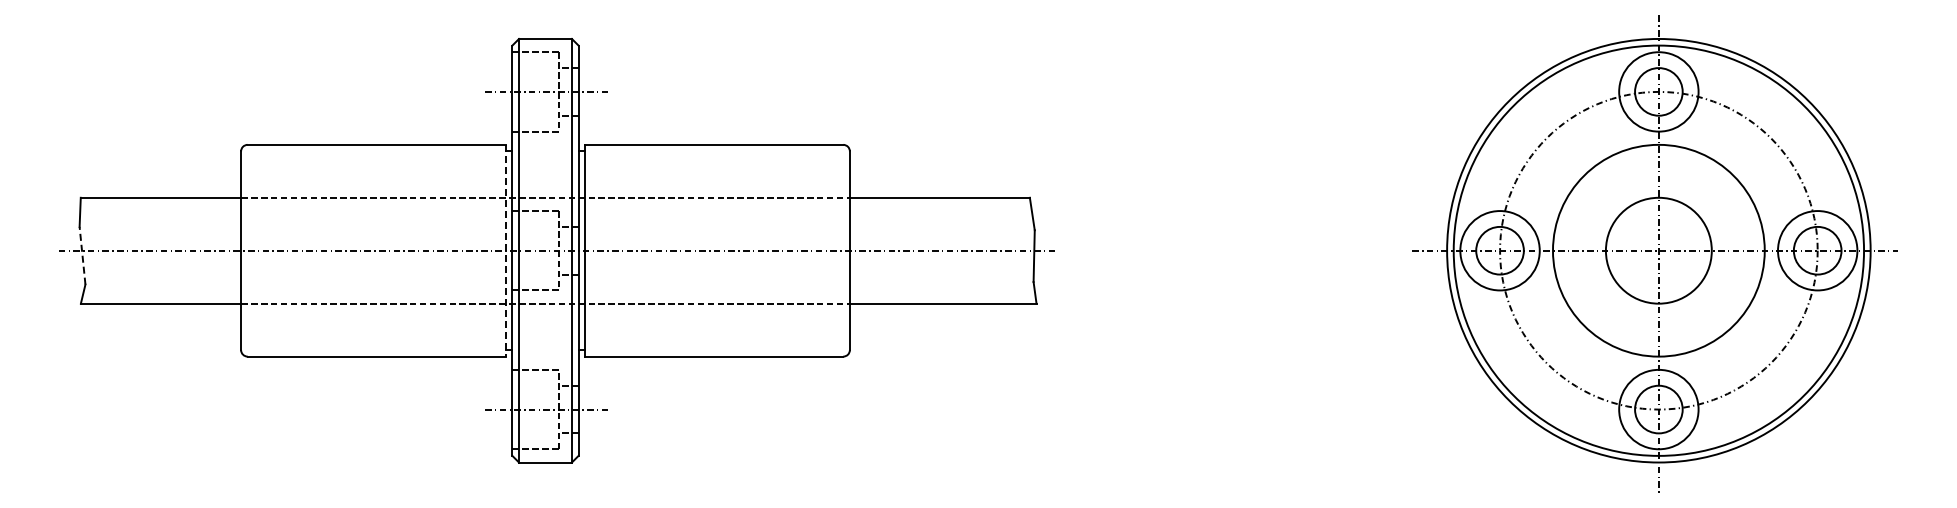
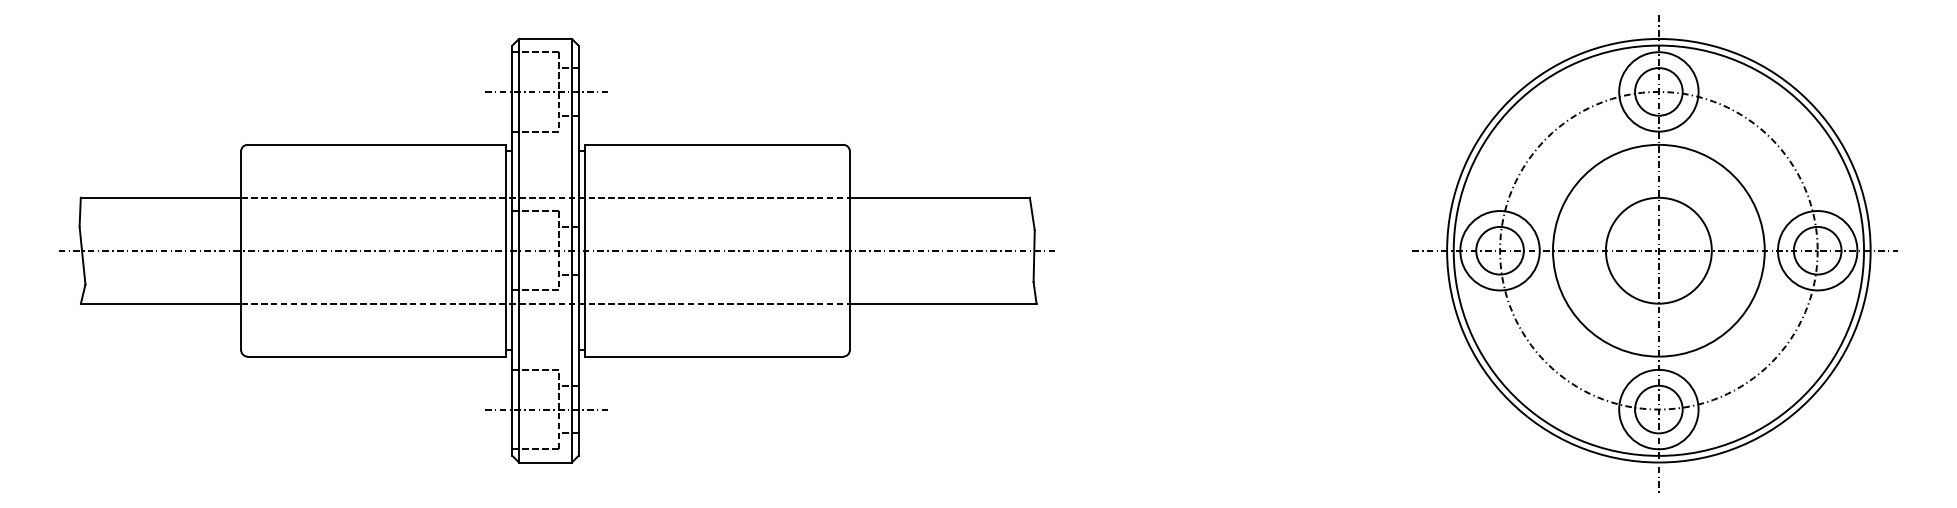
line: dashed -> solid (505, 250)
line: dashed -> solid (82, 255)
